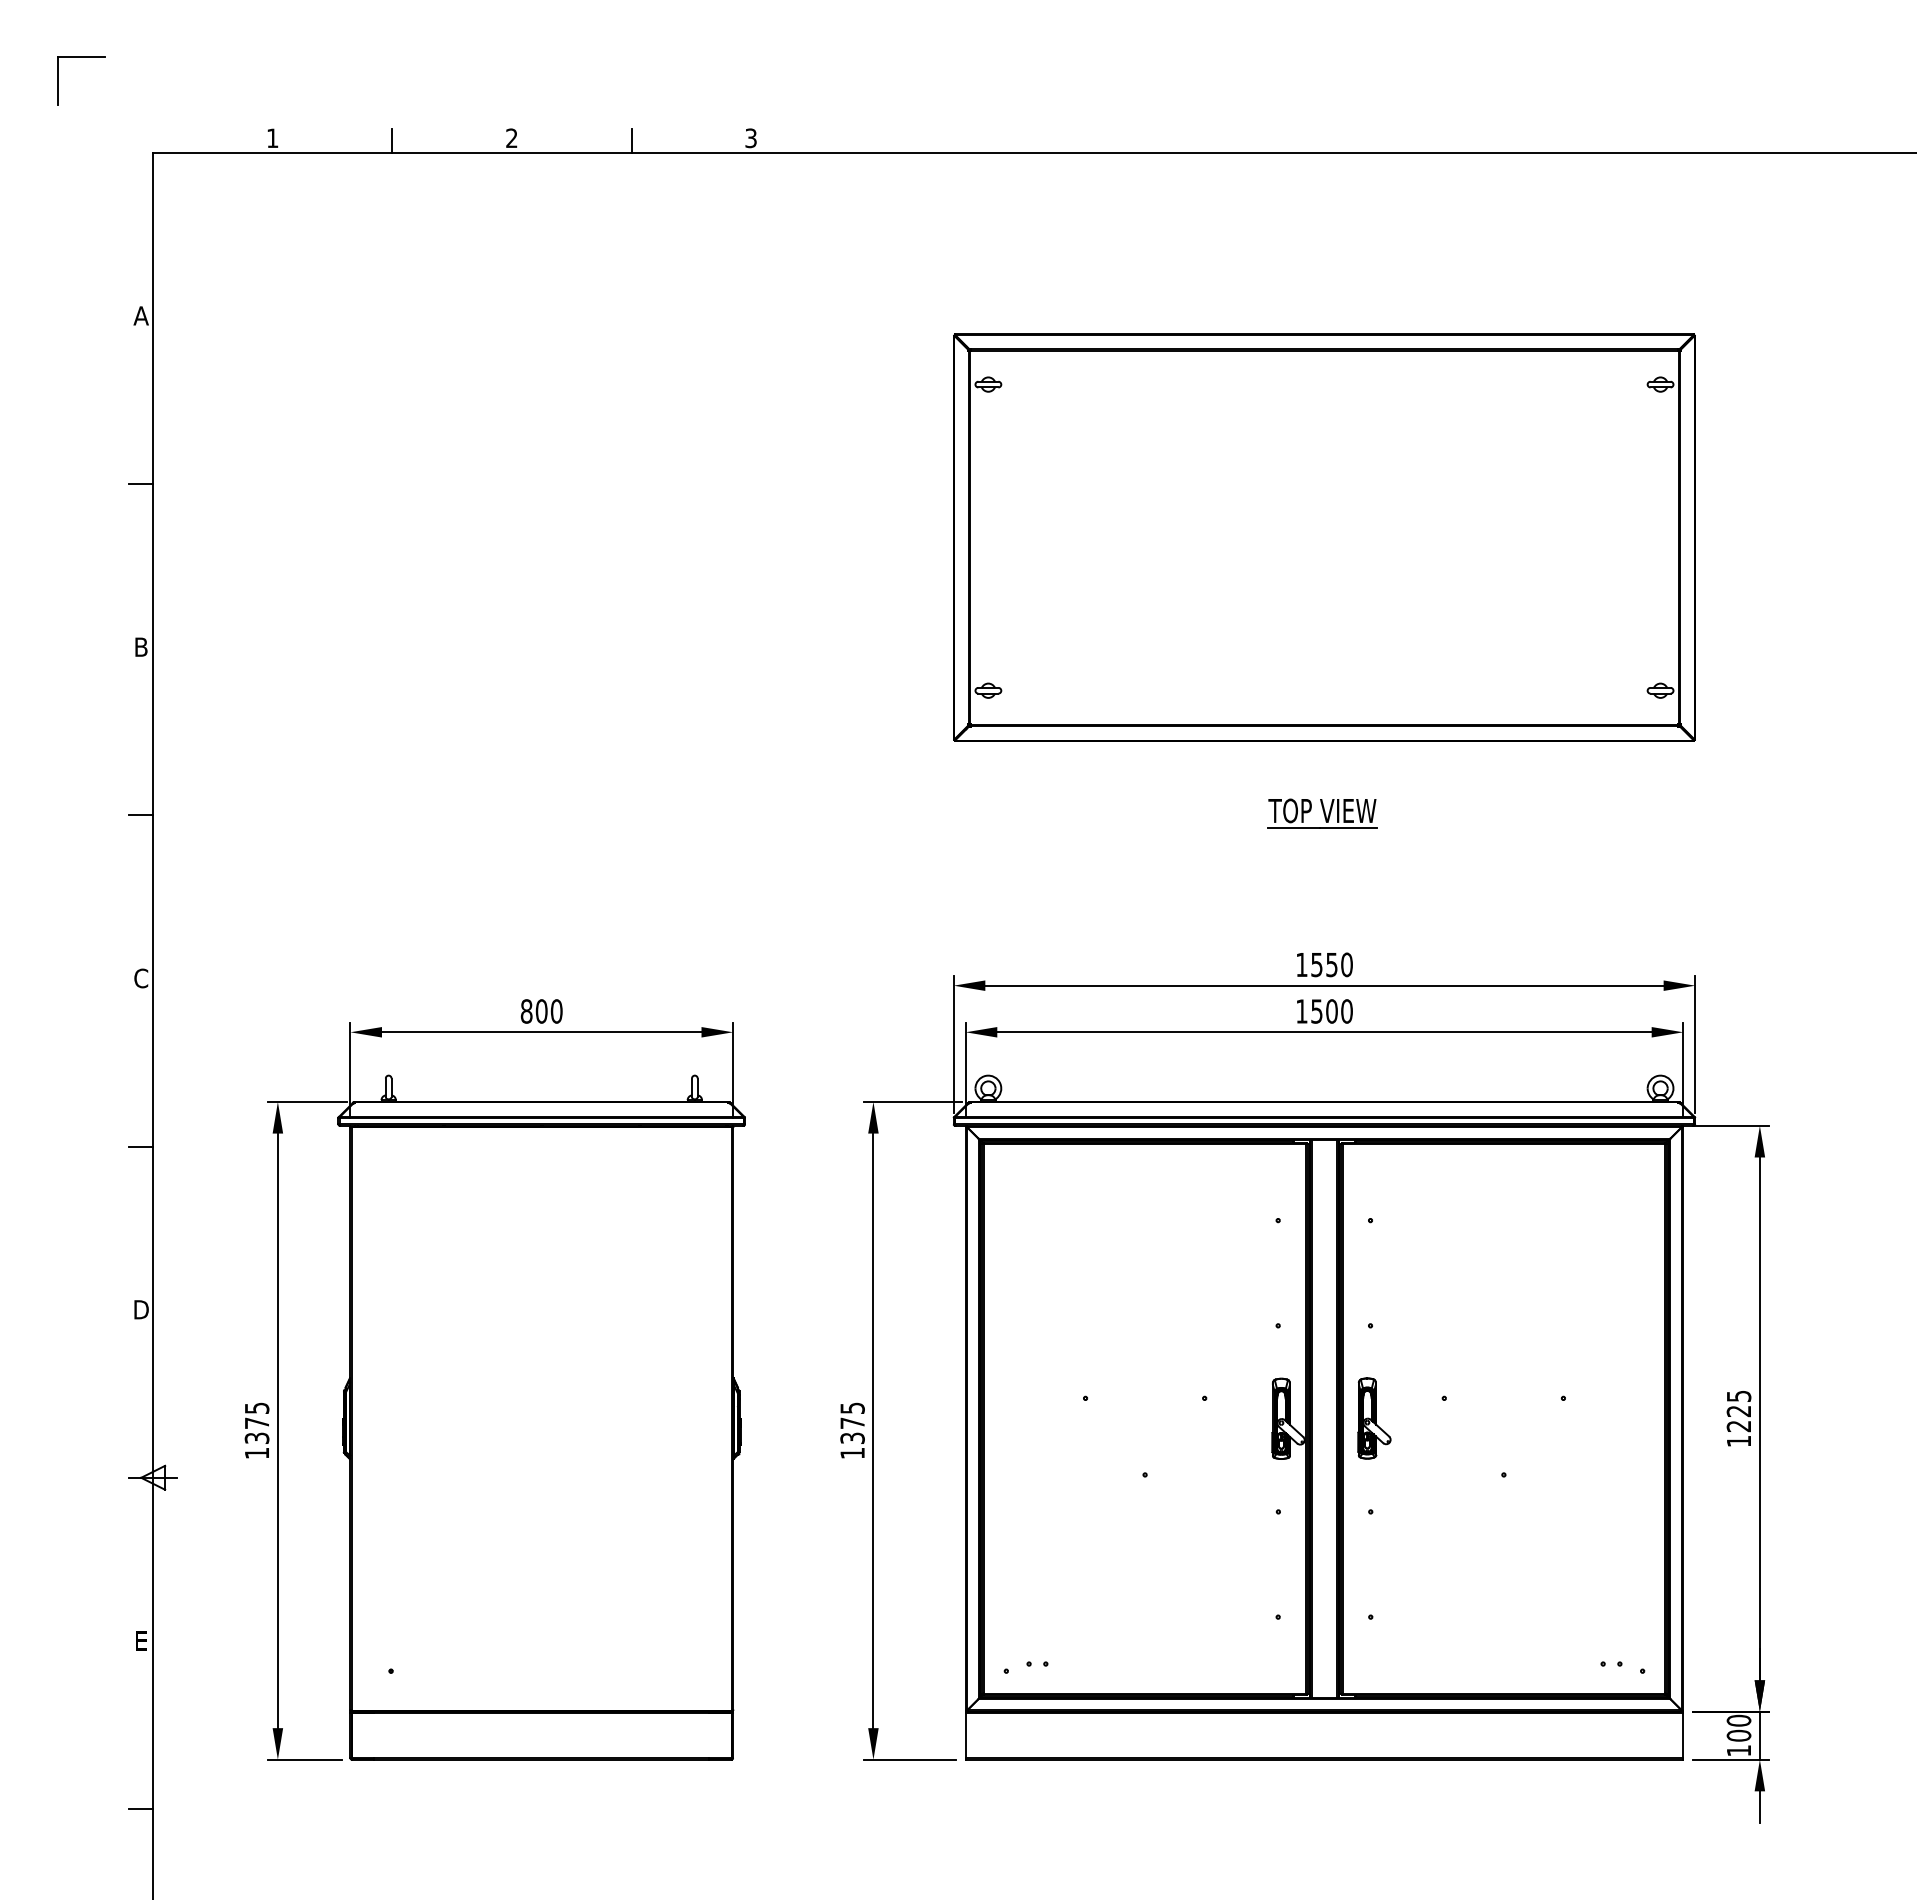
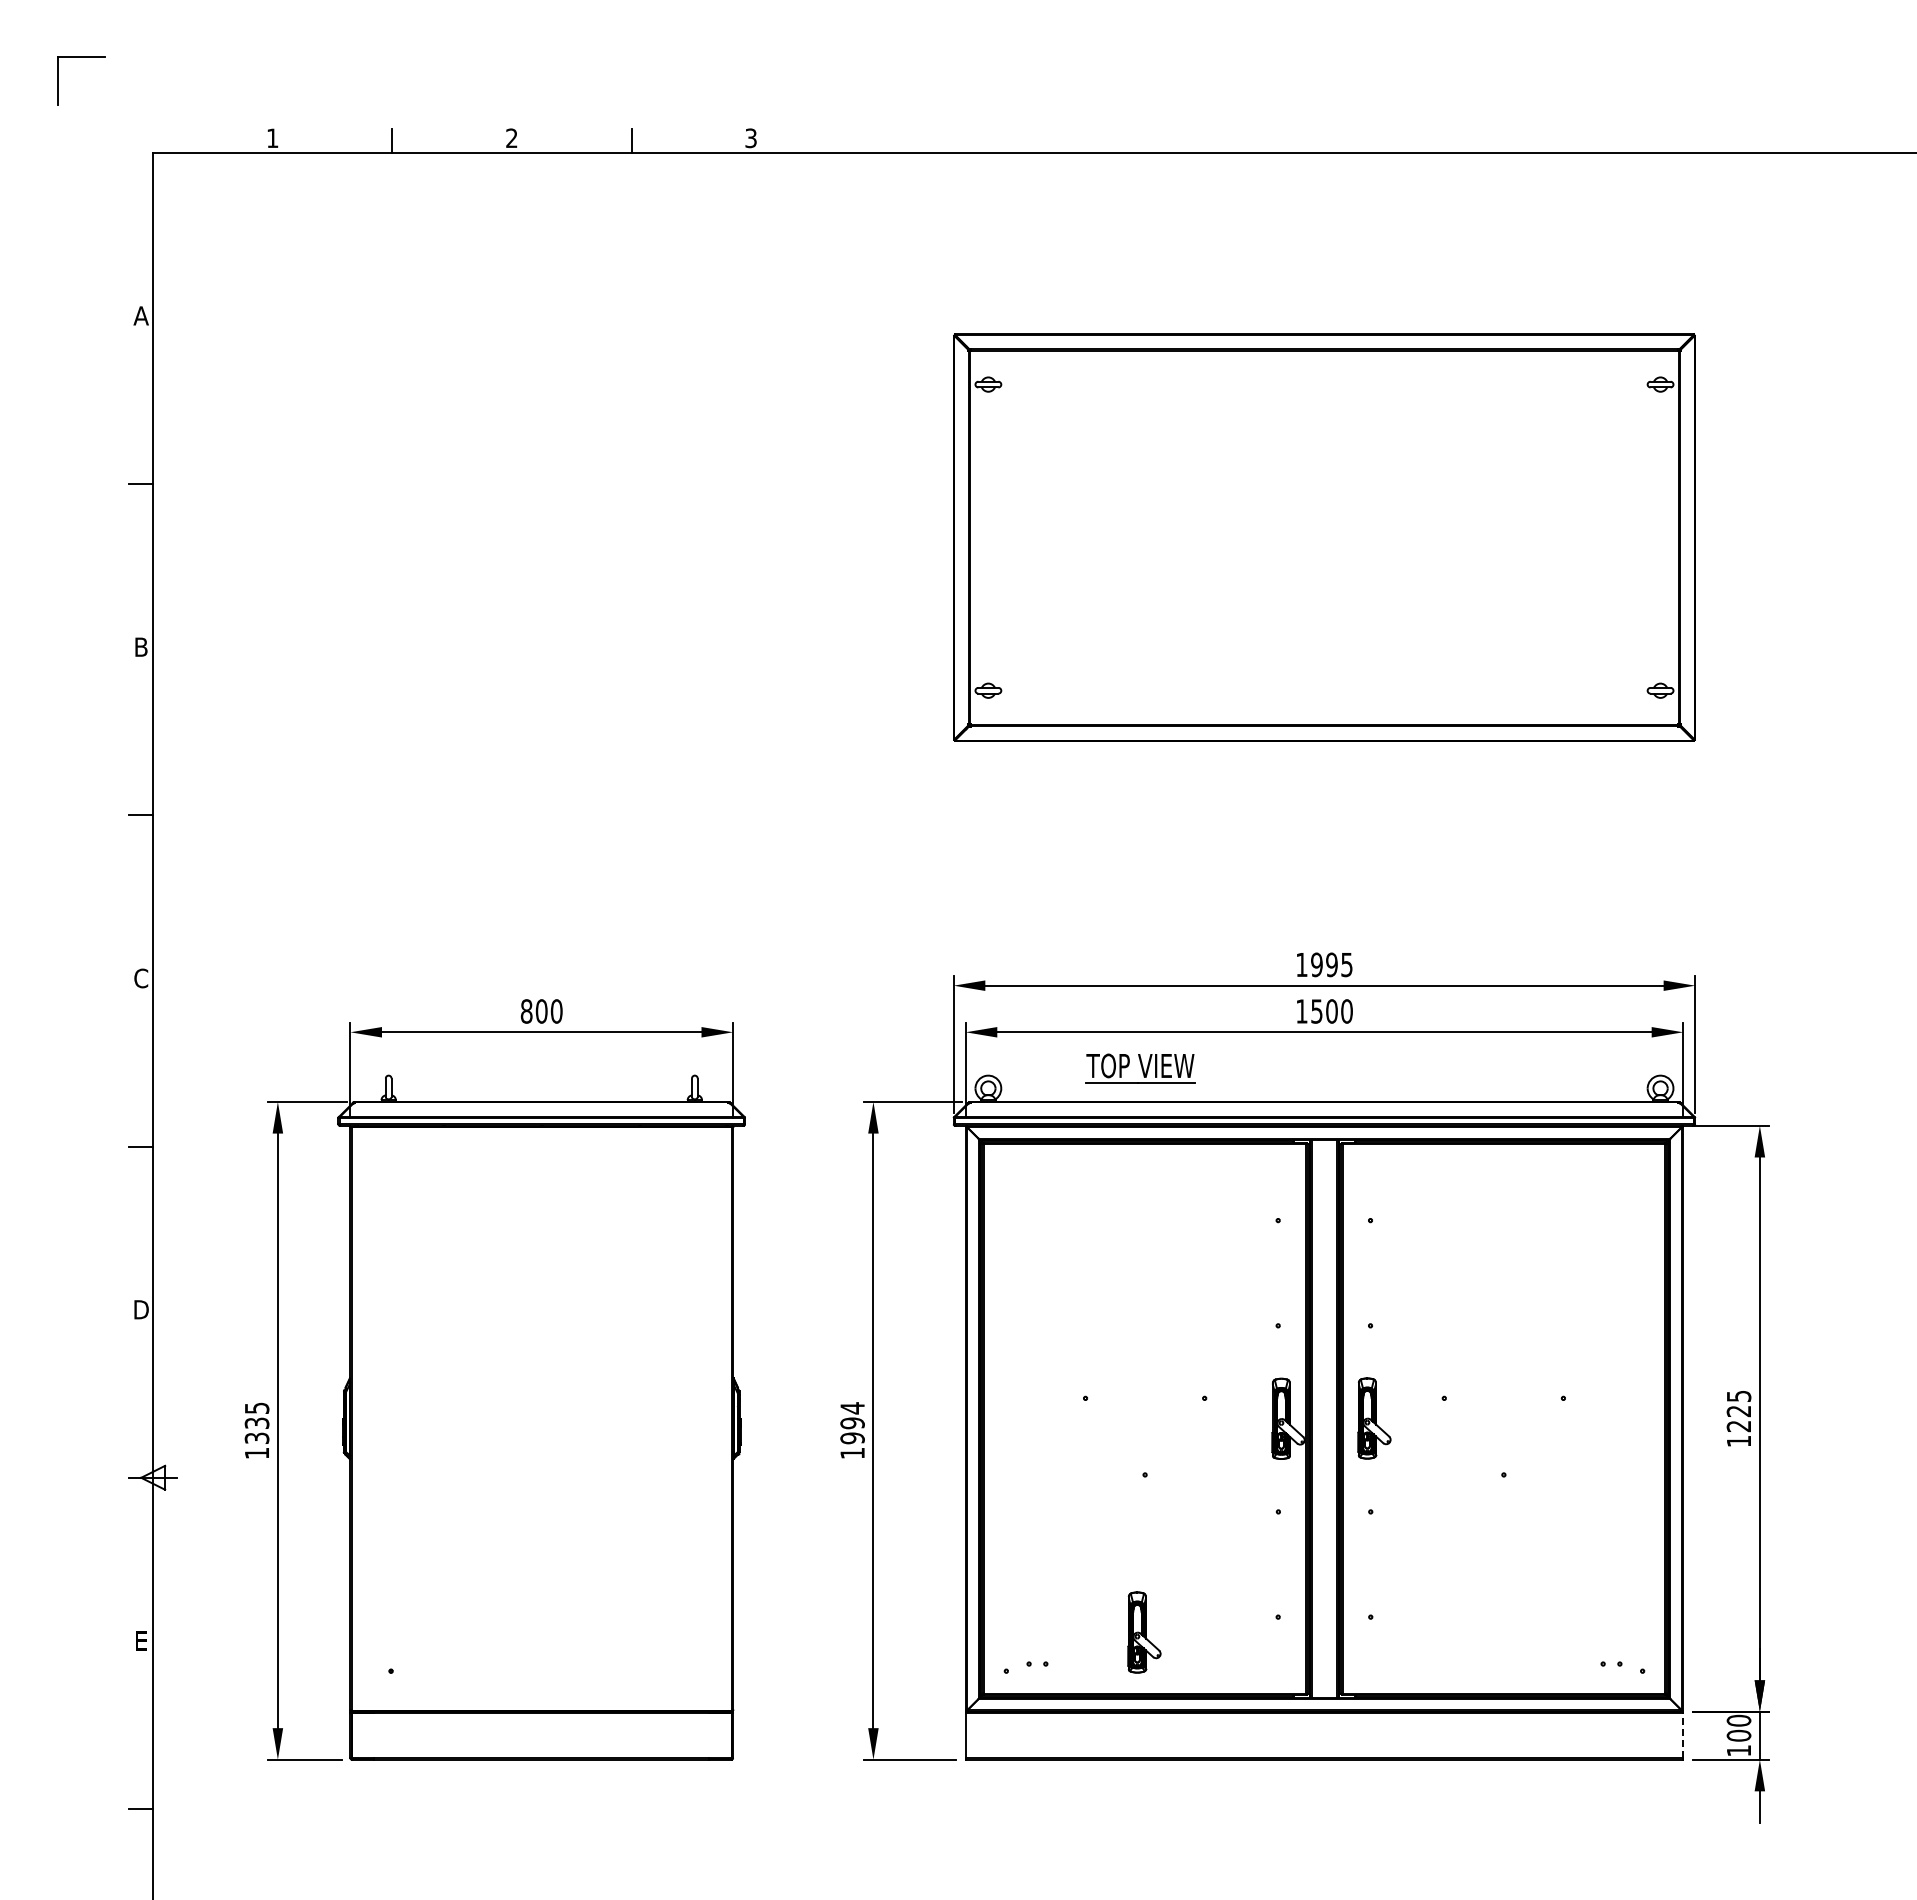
part position: (1322, 813) -> (1140, 1068) (1140, 1068)
text: 1550 -> 1995 (1331, 964)
text: 1375 -> 1335 (256, 1422)
text: 1375 -> 1994 (852, 1423)
part: none -> present (1144, 1632)
line: solid -> dashed (1683, 1735)
